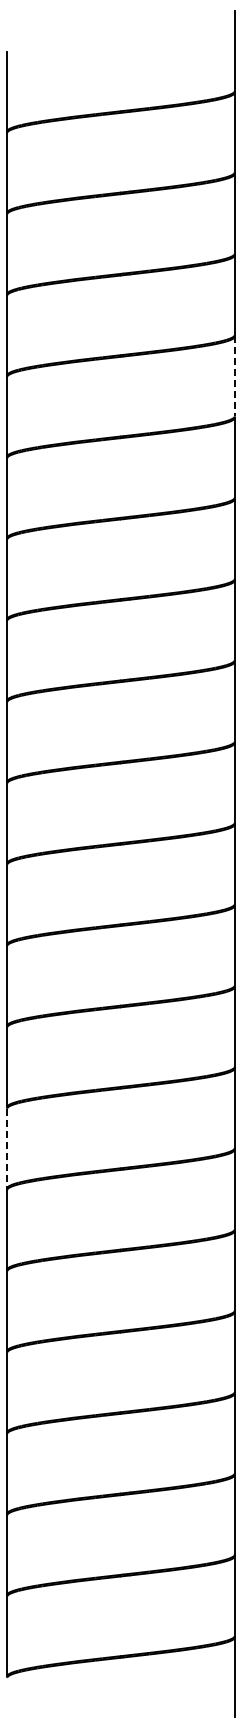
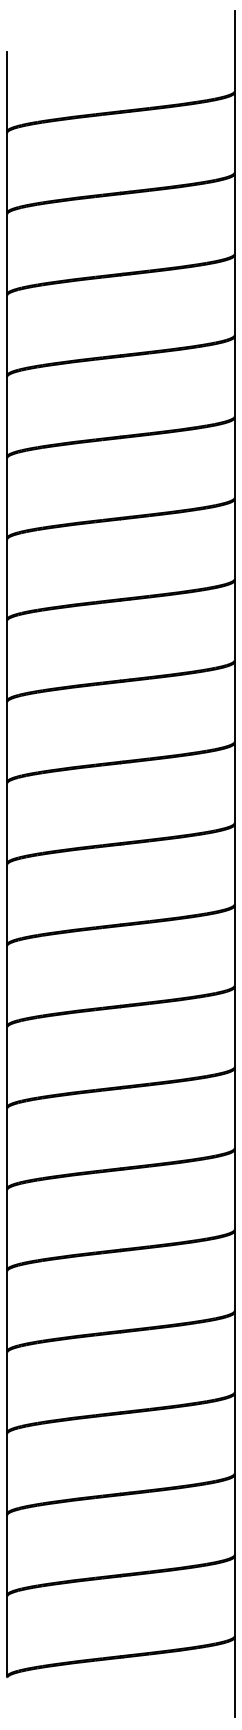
line: dashed -> solid (234, 376)
line: dashed -> solid (7, 1148)
